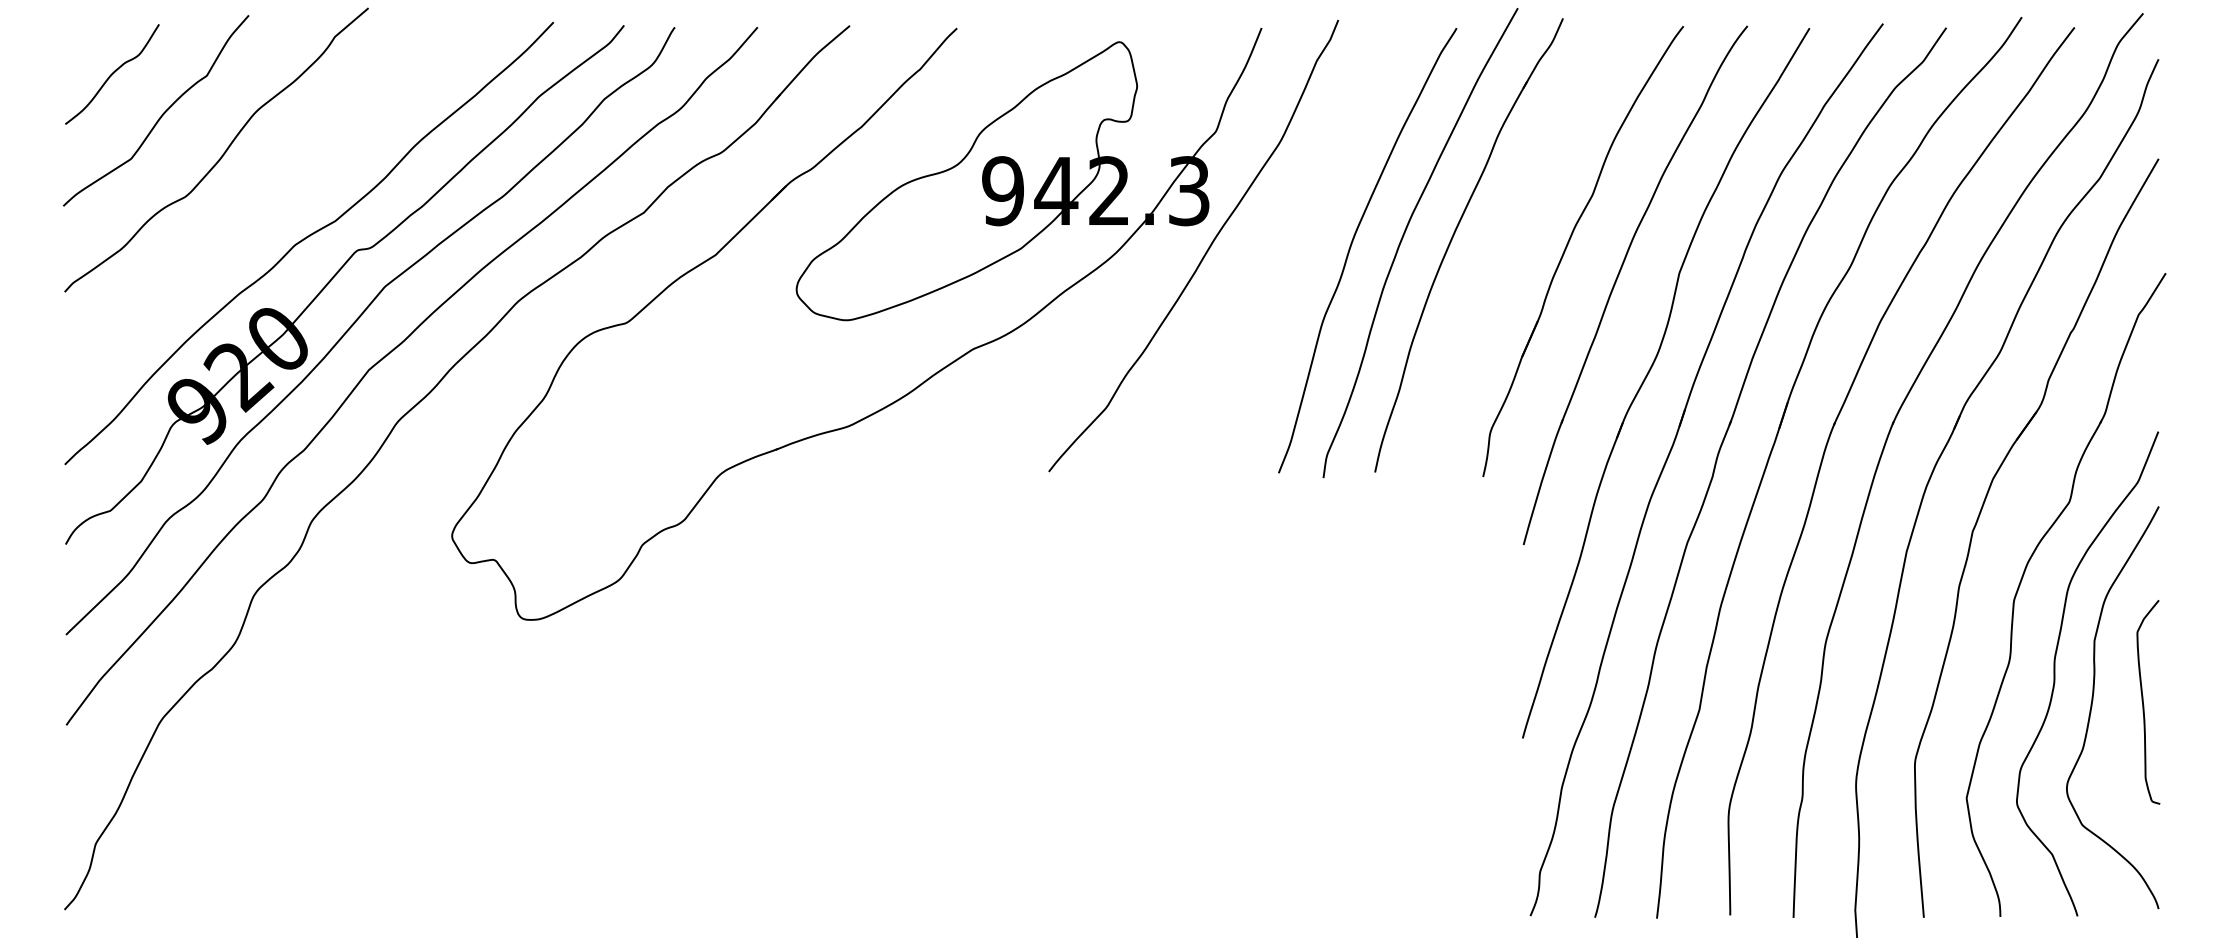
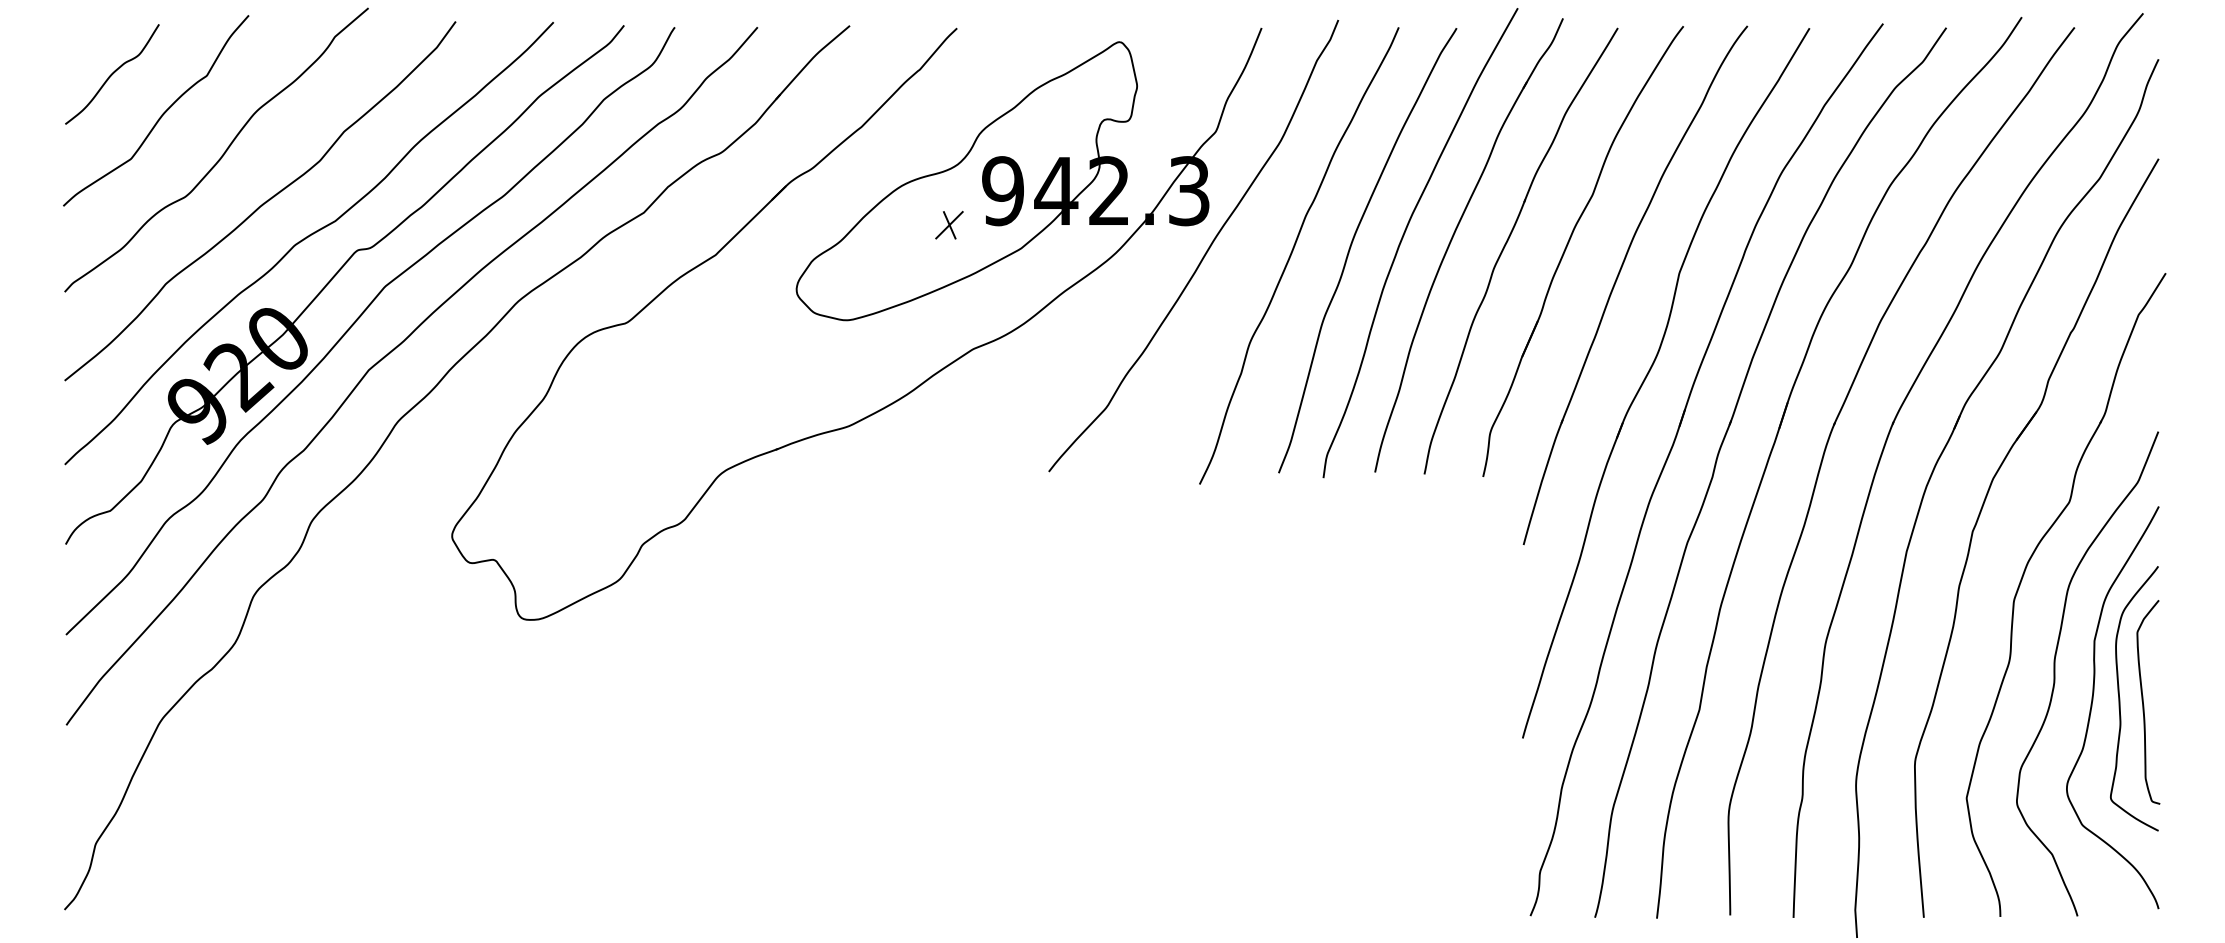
curve: none -> present (262, 203)
part: none -> present (949, 224)
part: none -> present (1507, 243)
curve: none -> present (1293, 251)
curve: none -> present (2120, 698)
